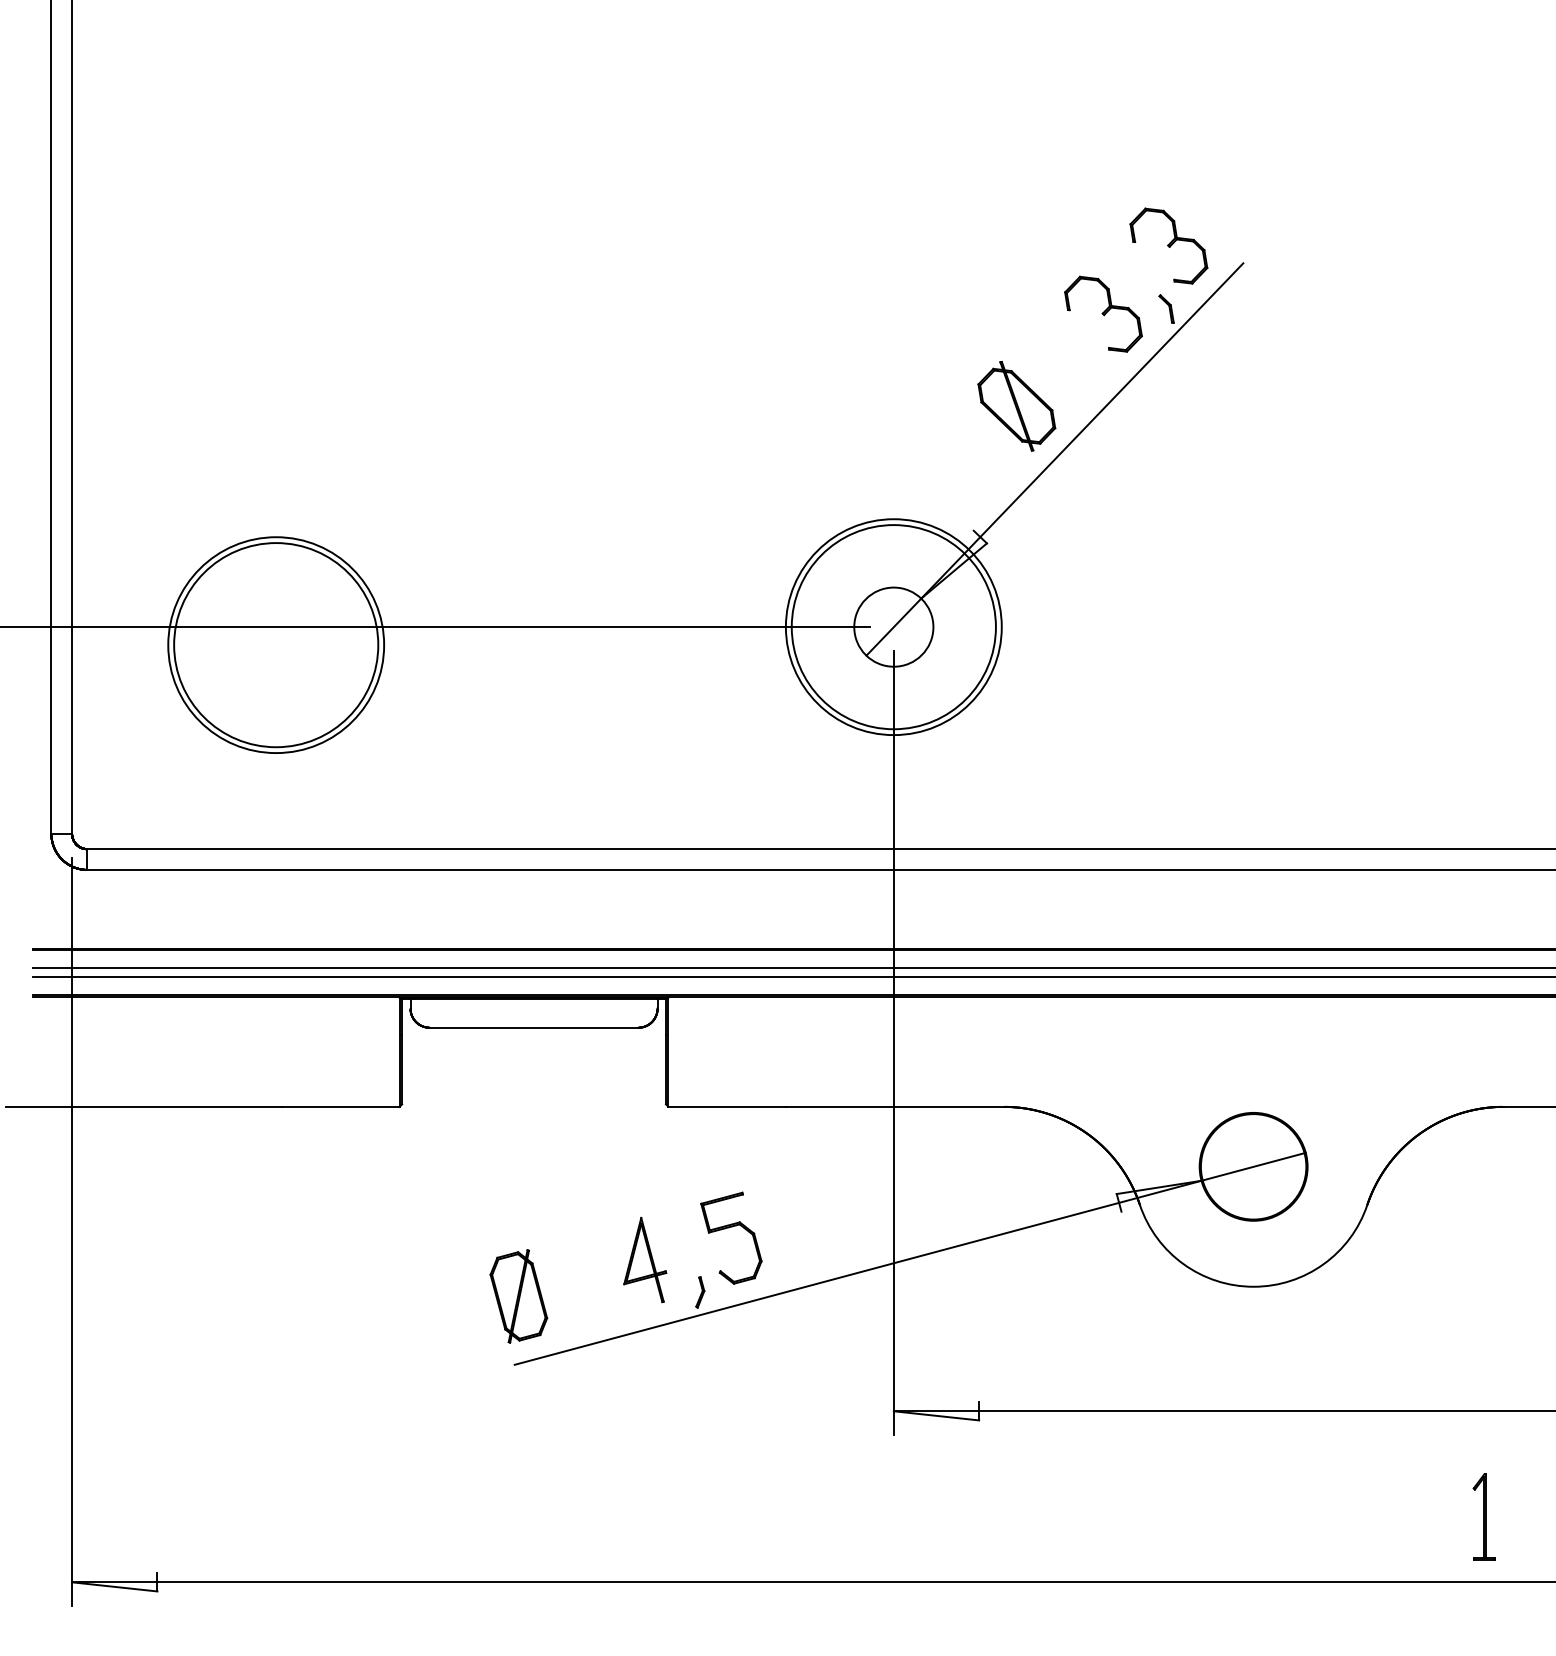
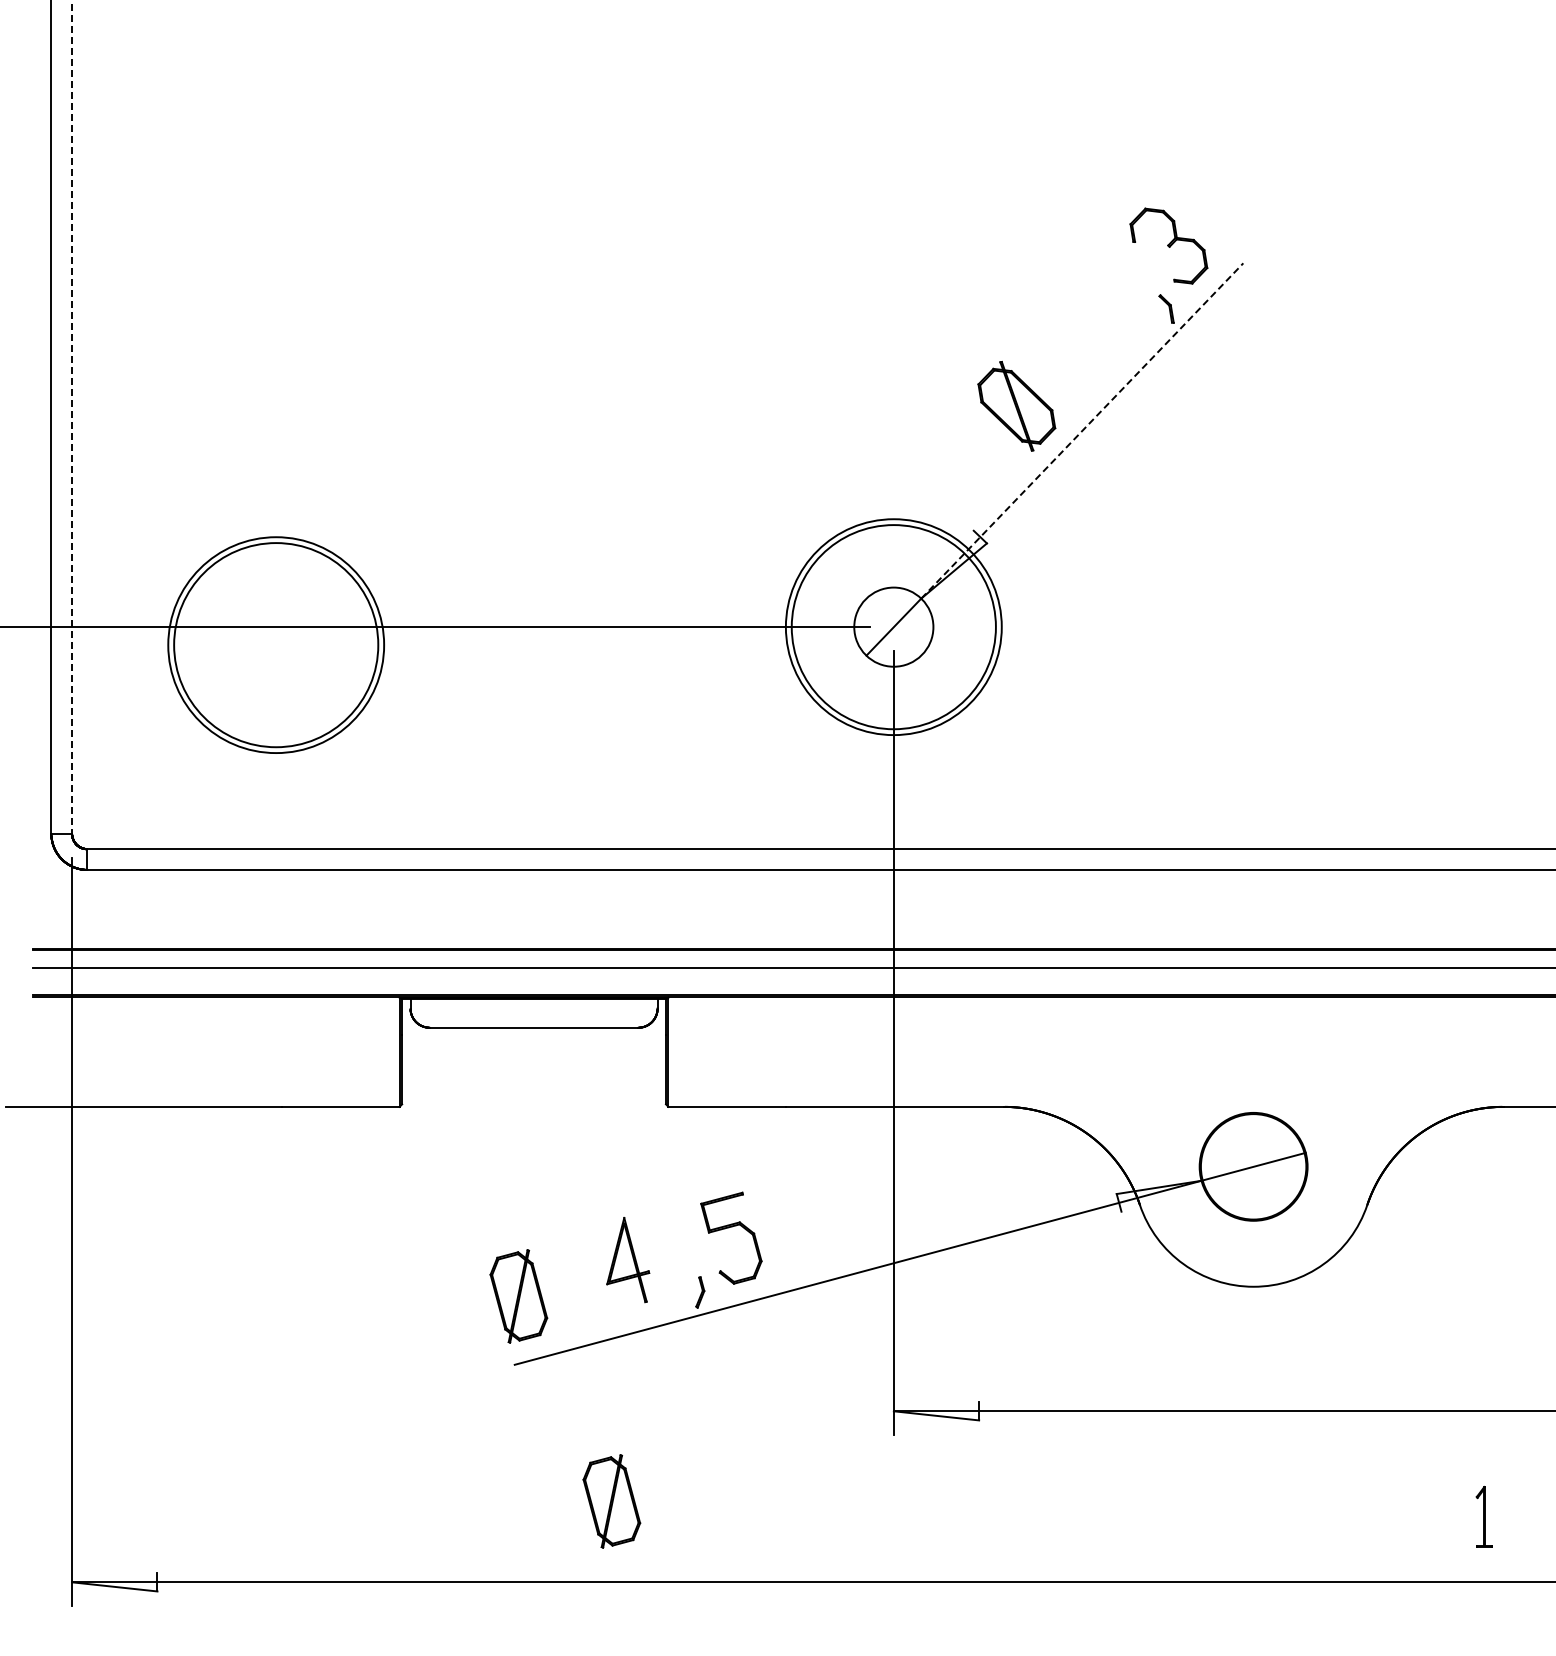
part: present -> none (1103, 313)
line: solid -> dashed (72, 417)
line: solid -> dashed (1082, 430)
line: present -> none (792, 976)
part position: (645, 1260) -> (628, 1260) (628, 1260)
part: none -> present (611, 1501)
part size: 24x88 px -> 18x63 px (1483, 1516)
